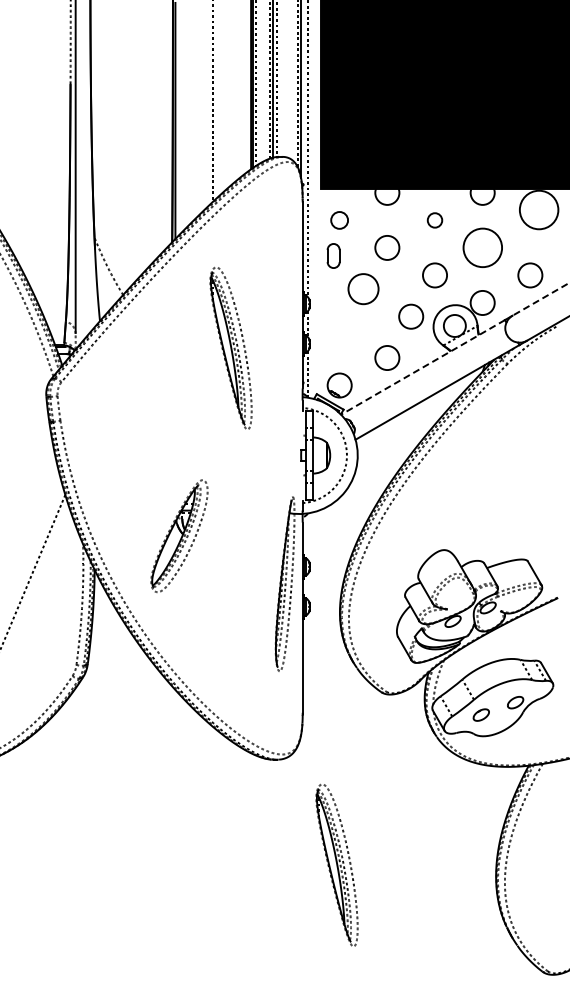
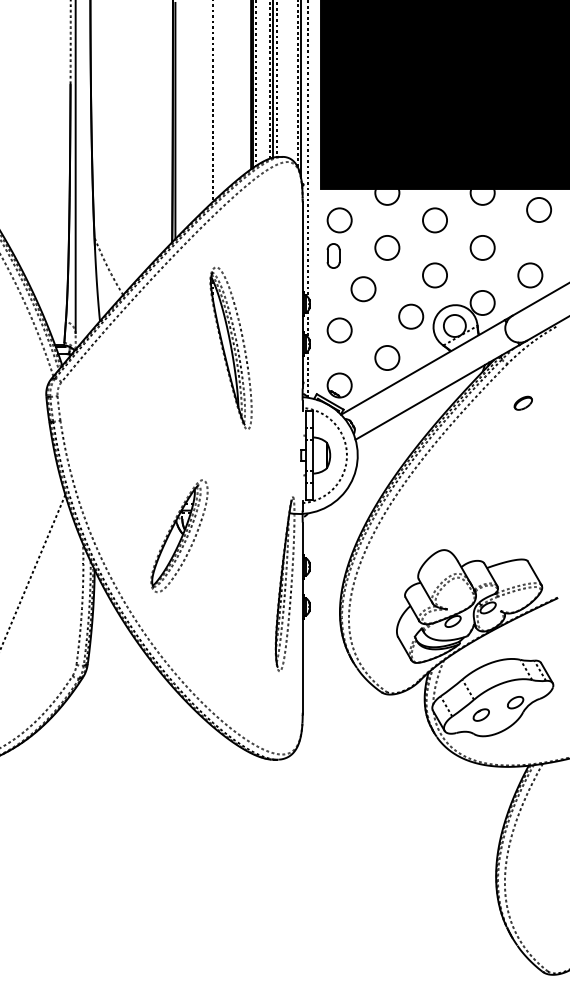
circle diameter: 39 px -> 24 px (539, 209)
circle size: 19x19 px -> 27x27 px (339, 220)
circle size: 18x17 px -> 26x27 px (434, 220)
circle size: 41x41 px -> 27x26 px (482, 247)
circle size: 33x33 px -> 27x27 px (363, 289)
line: dashed -> solid (541, 299)
circle: none -> present (339, 330)
line: dashed -> solid (423, 367)
part: none -> present (522, 402)
part: present -> none (336, 864)
